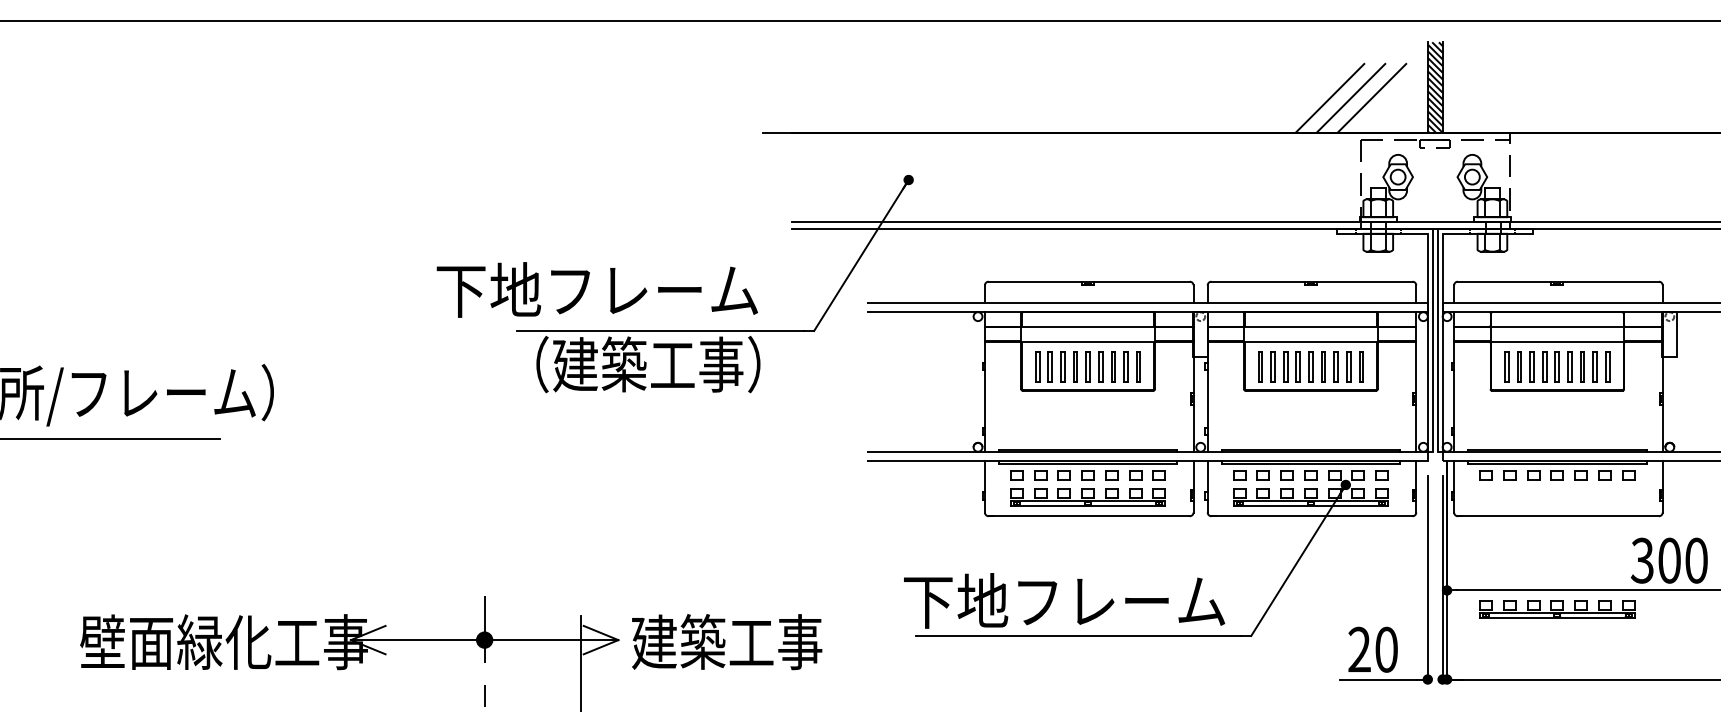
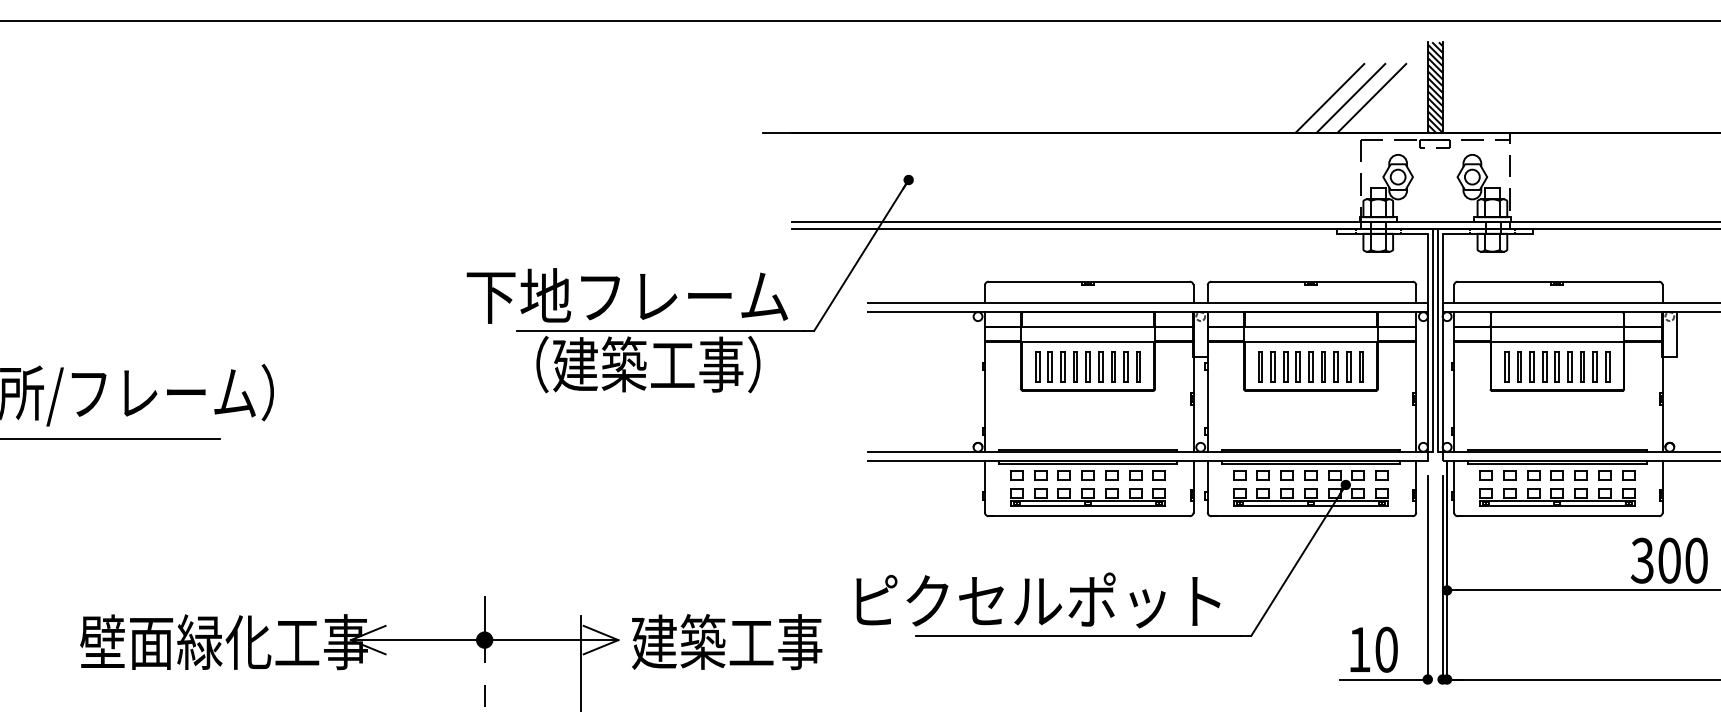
text position: (597, 289) -> (627, 295) (627, 295)
text: 下地フレーム -> ピクセルポット (1040, 600)
part position: (1557, 609) -> (1557, 497) (1557, 497)
text: 20 -> 10 (1359, 648)
